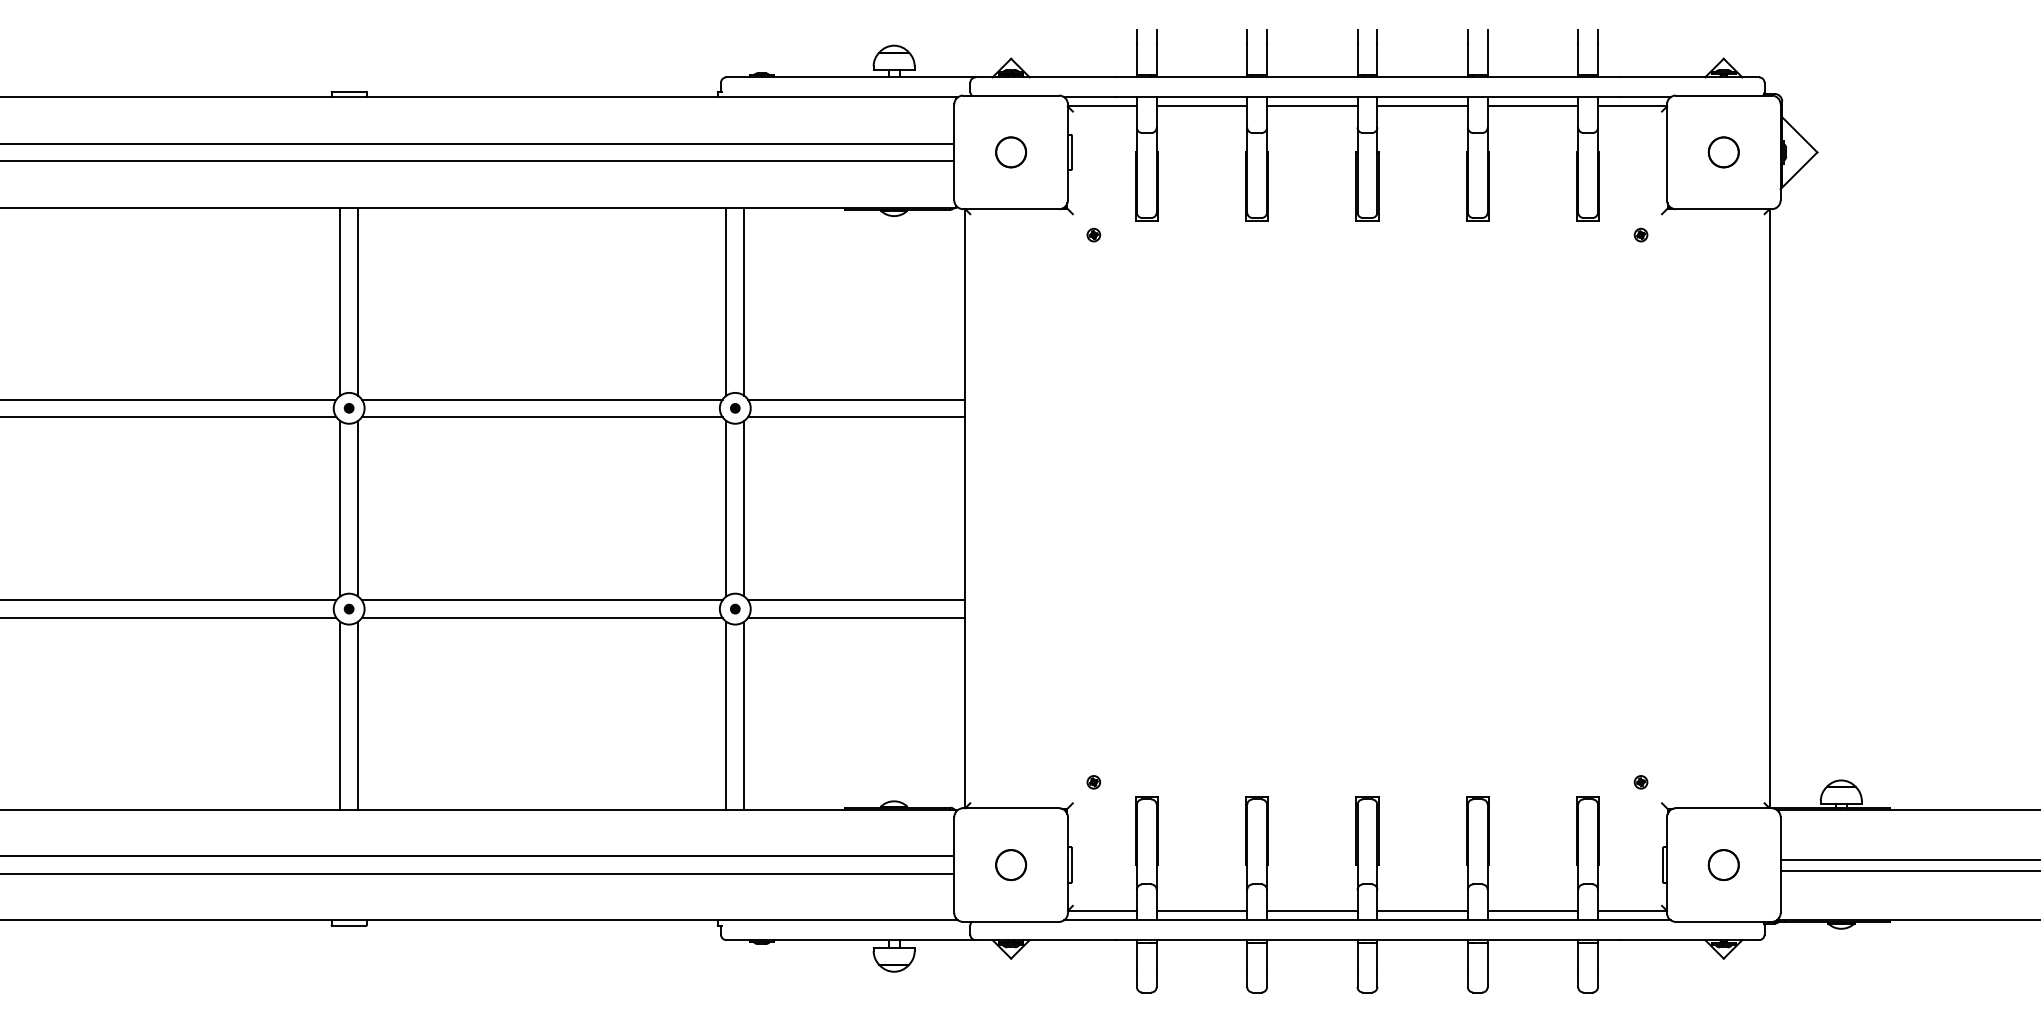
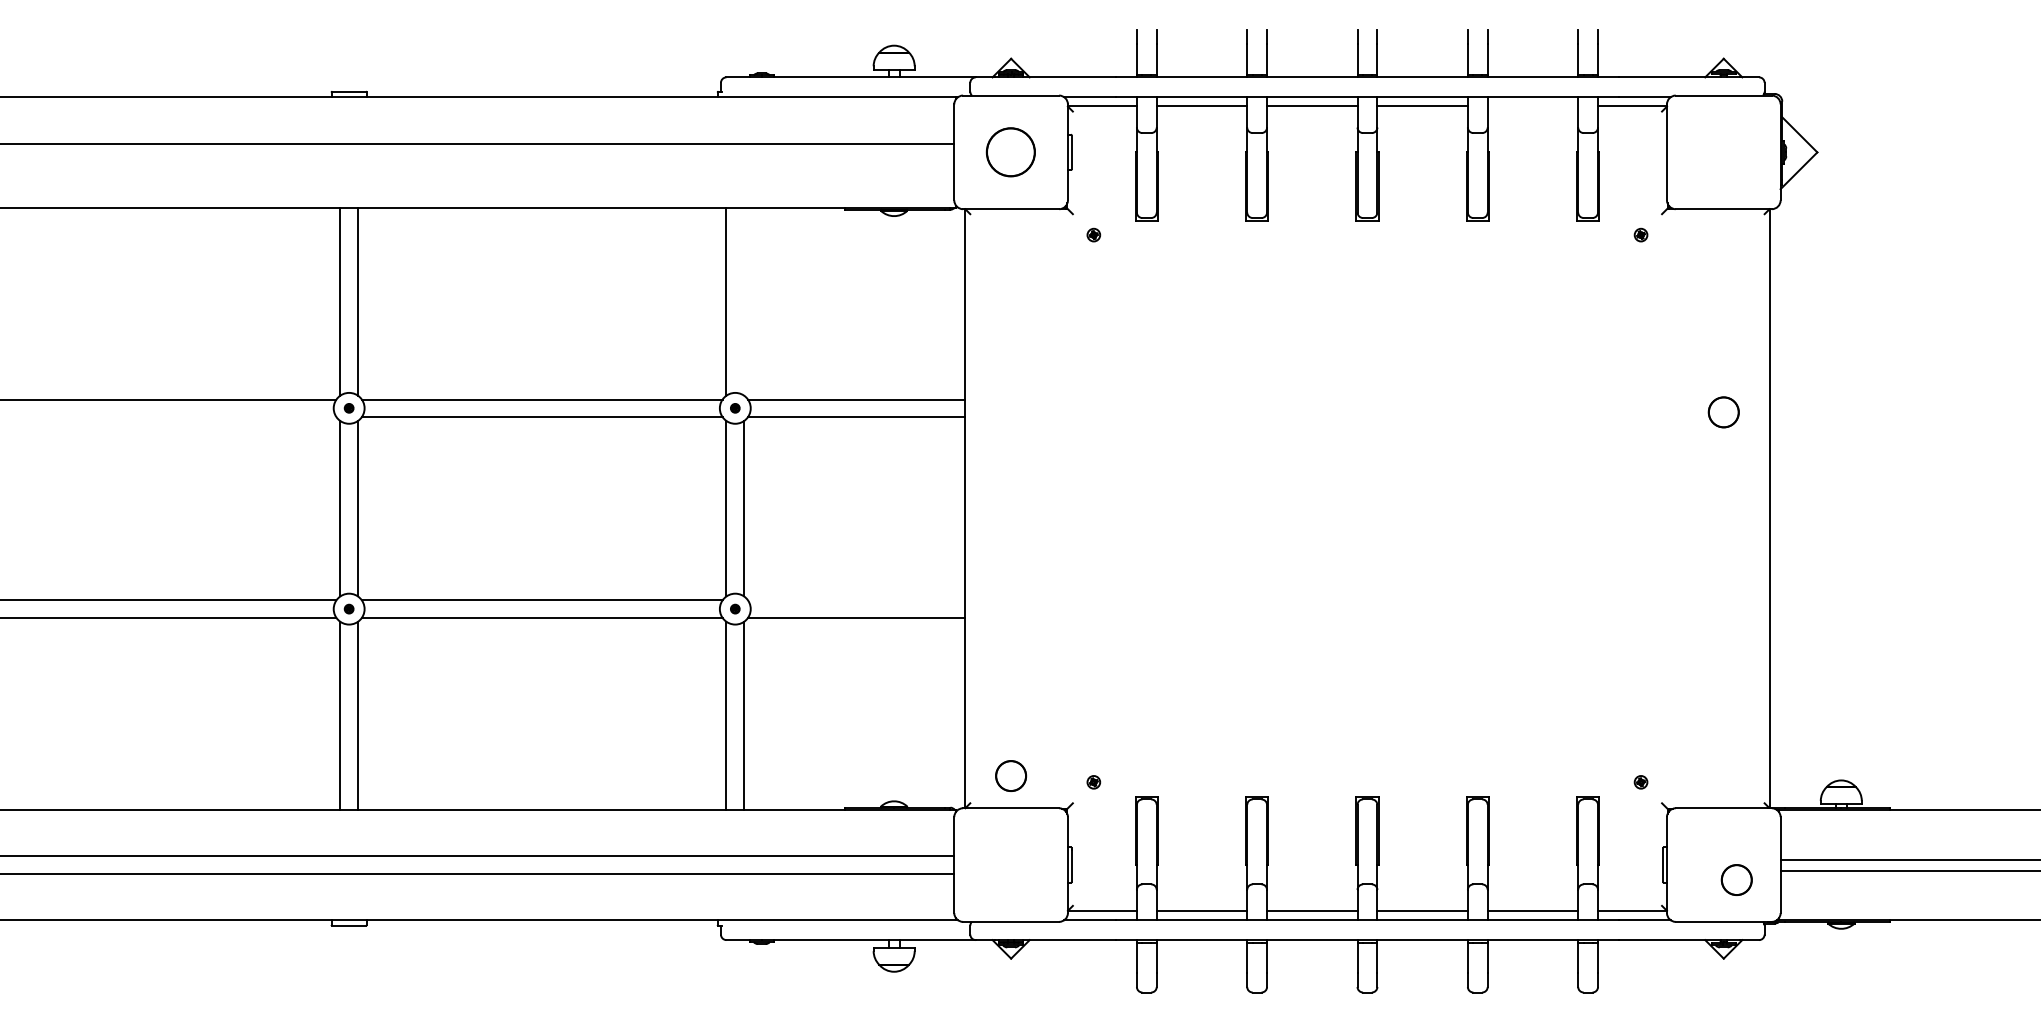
line: present -> none (1532, 106)
circle size: 33x33 px -> 51x51 px (1010, 152)
circle position: (1723, 152) -> (1723, 412) (1723, 412)
line: present -> none (478, 161)
line: present -> none (744, 301)
line: present -> none (169, 417)
line: present -> none (855, 600)
circle position: (1011, 864) -> (1011, 775) (1011, 775)
circle position: (1723, 864) -> (1736, 879) (1736, 879)
